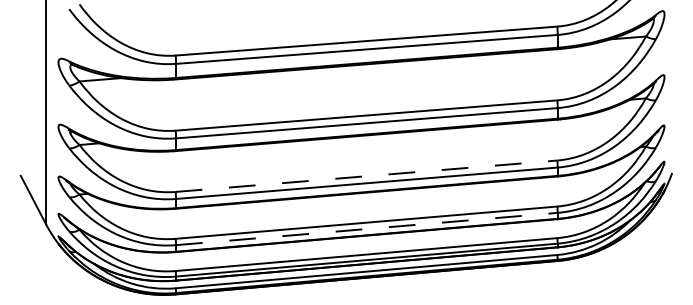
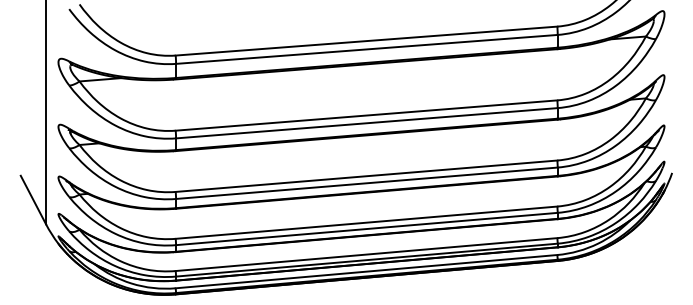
line: dashed -> solid (367, 176)
line: dashed -> solid (367, 228)
